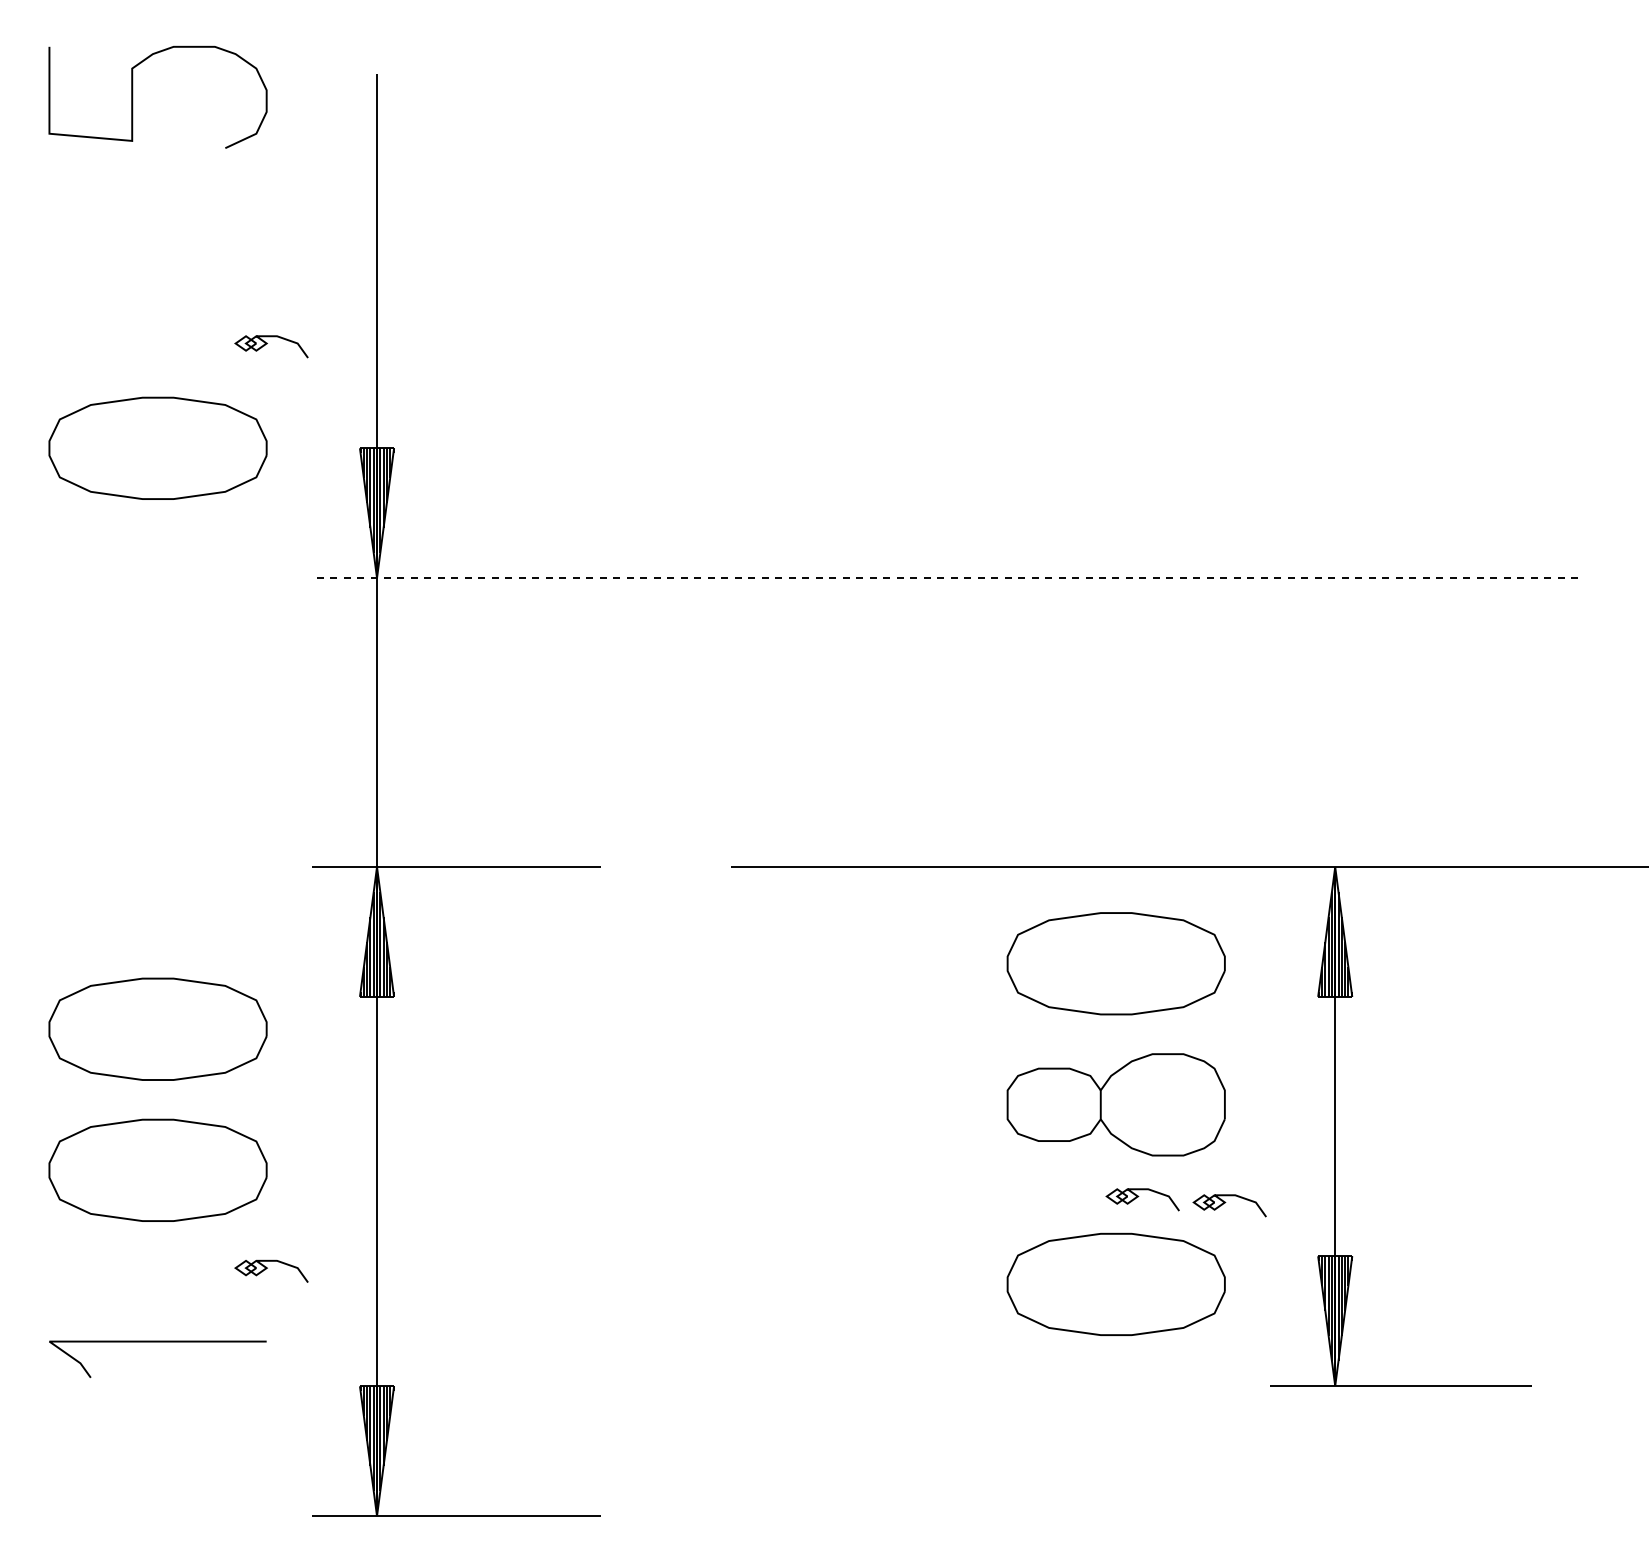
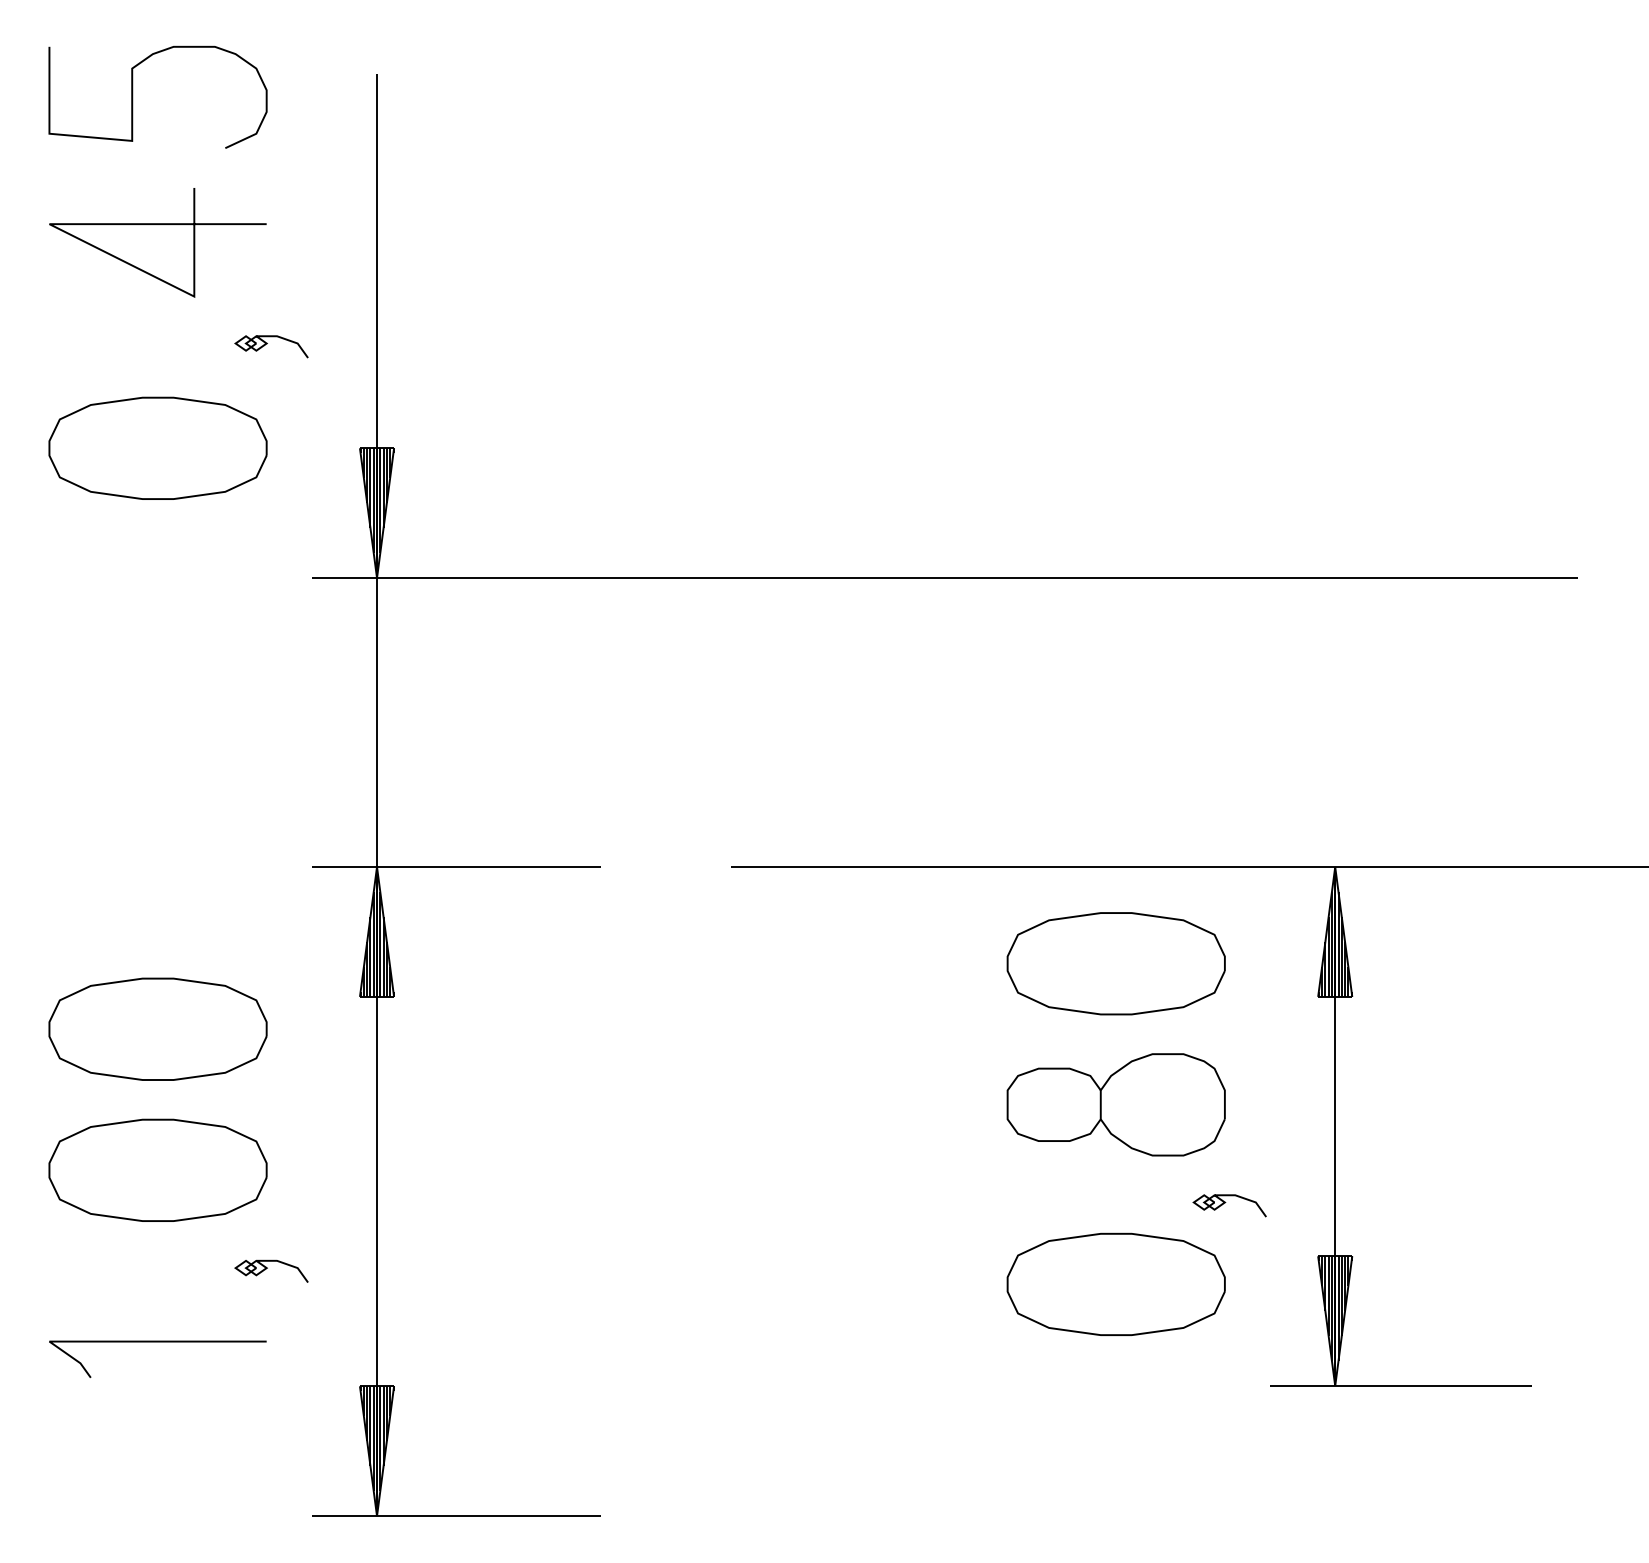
line: none -> present (157, 224)
line: dashed -> solid (944, 577)
part: present -> none (1142, 1199)
